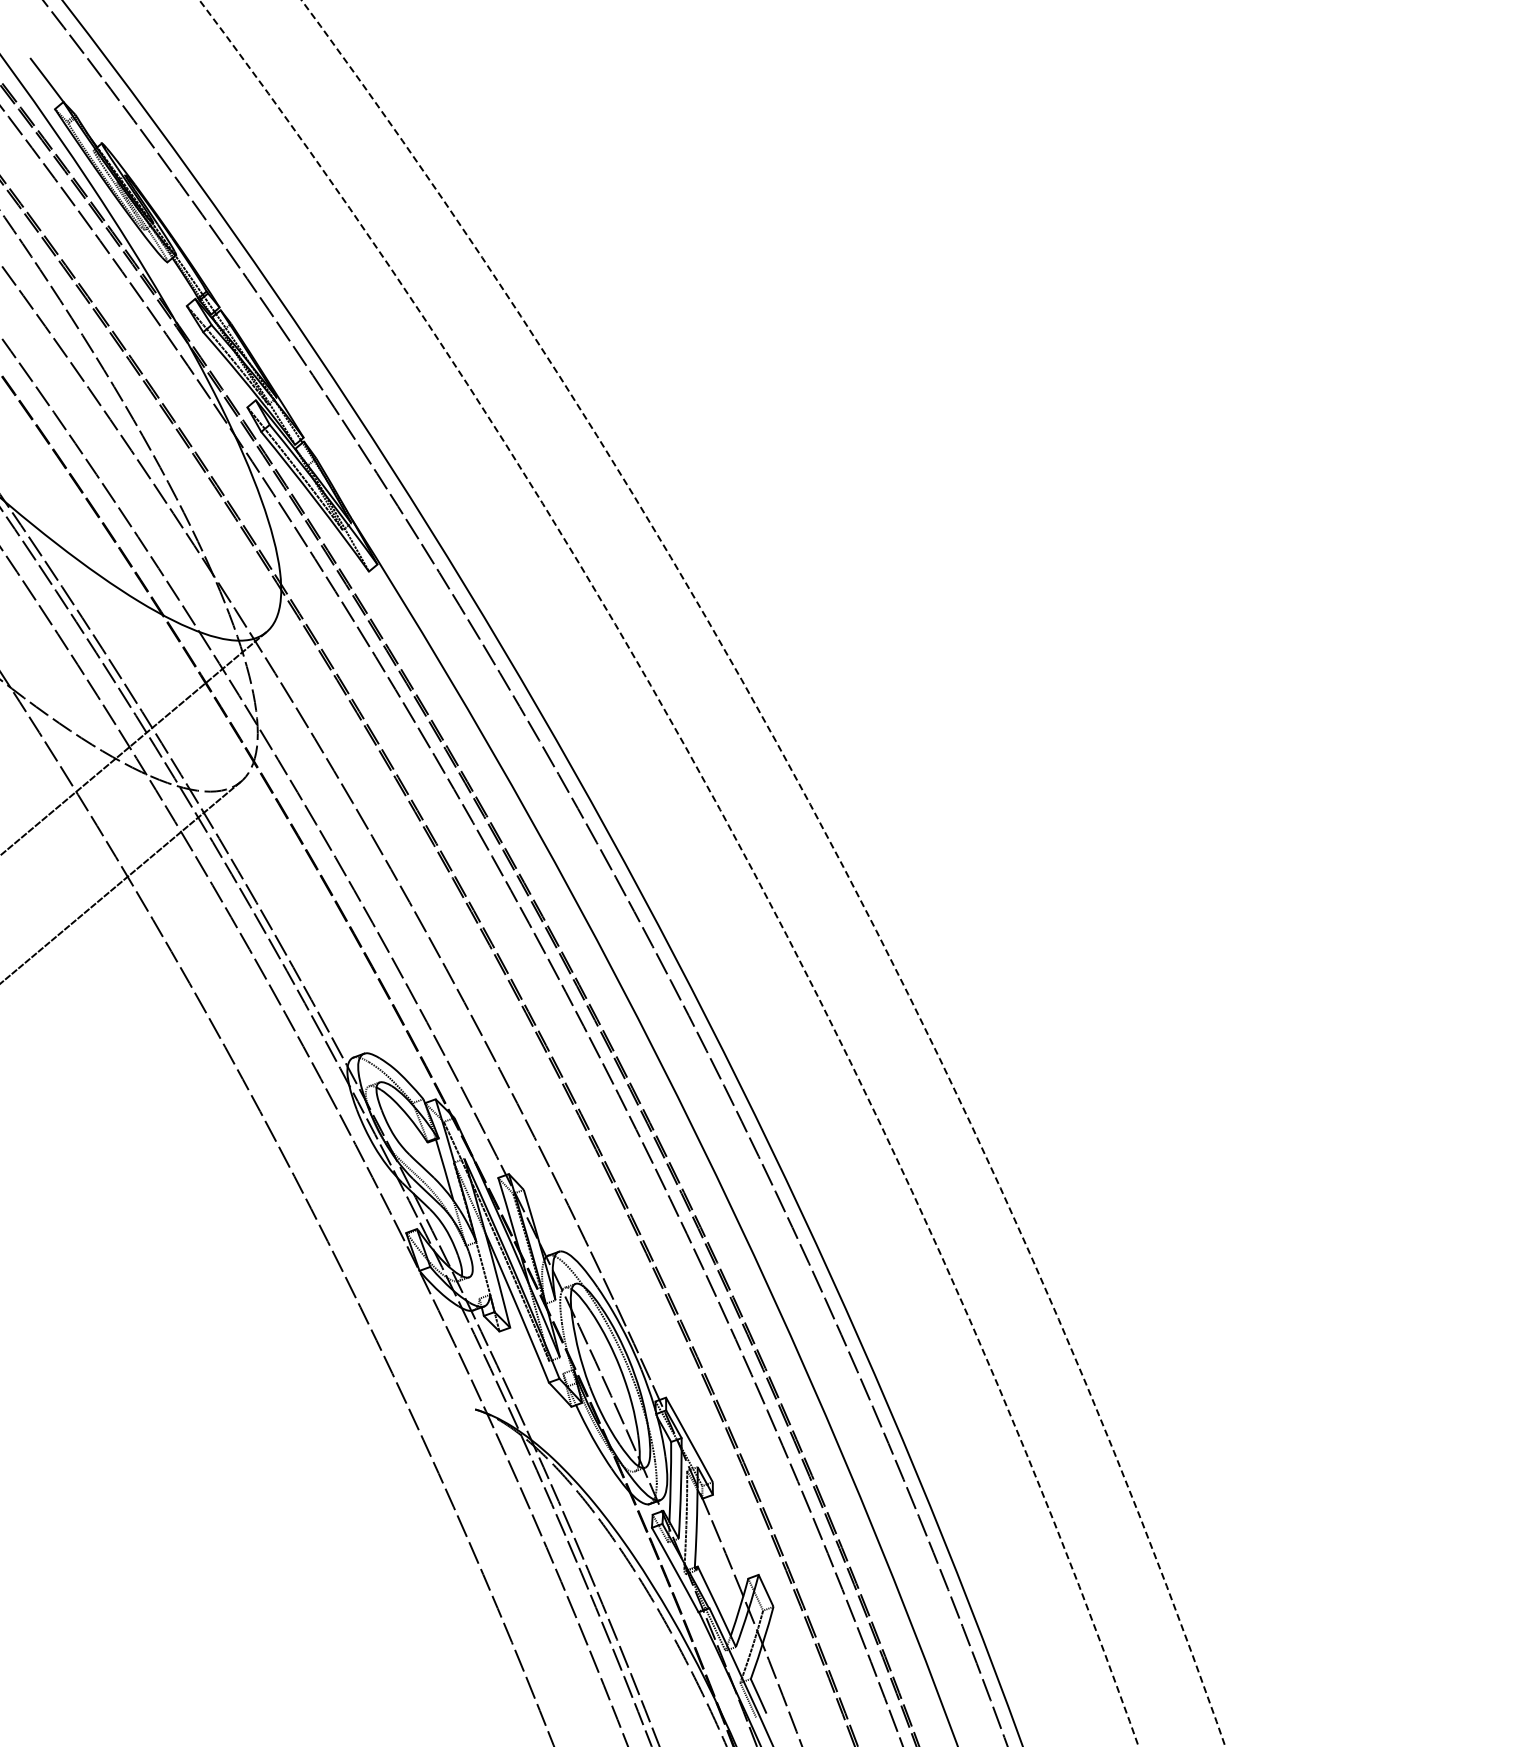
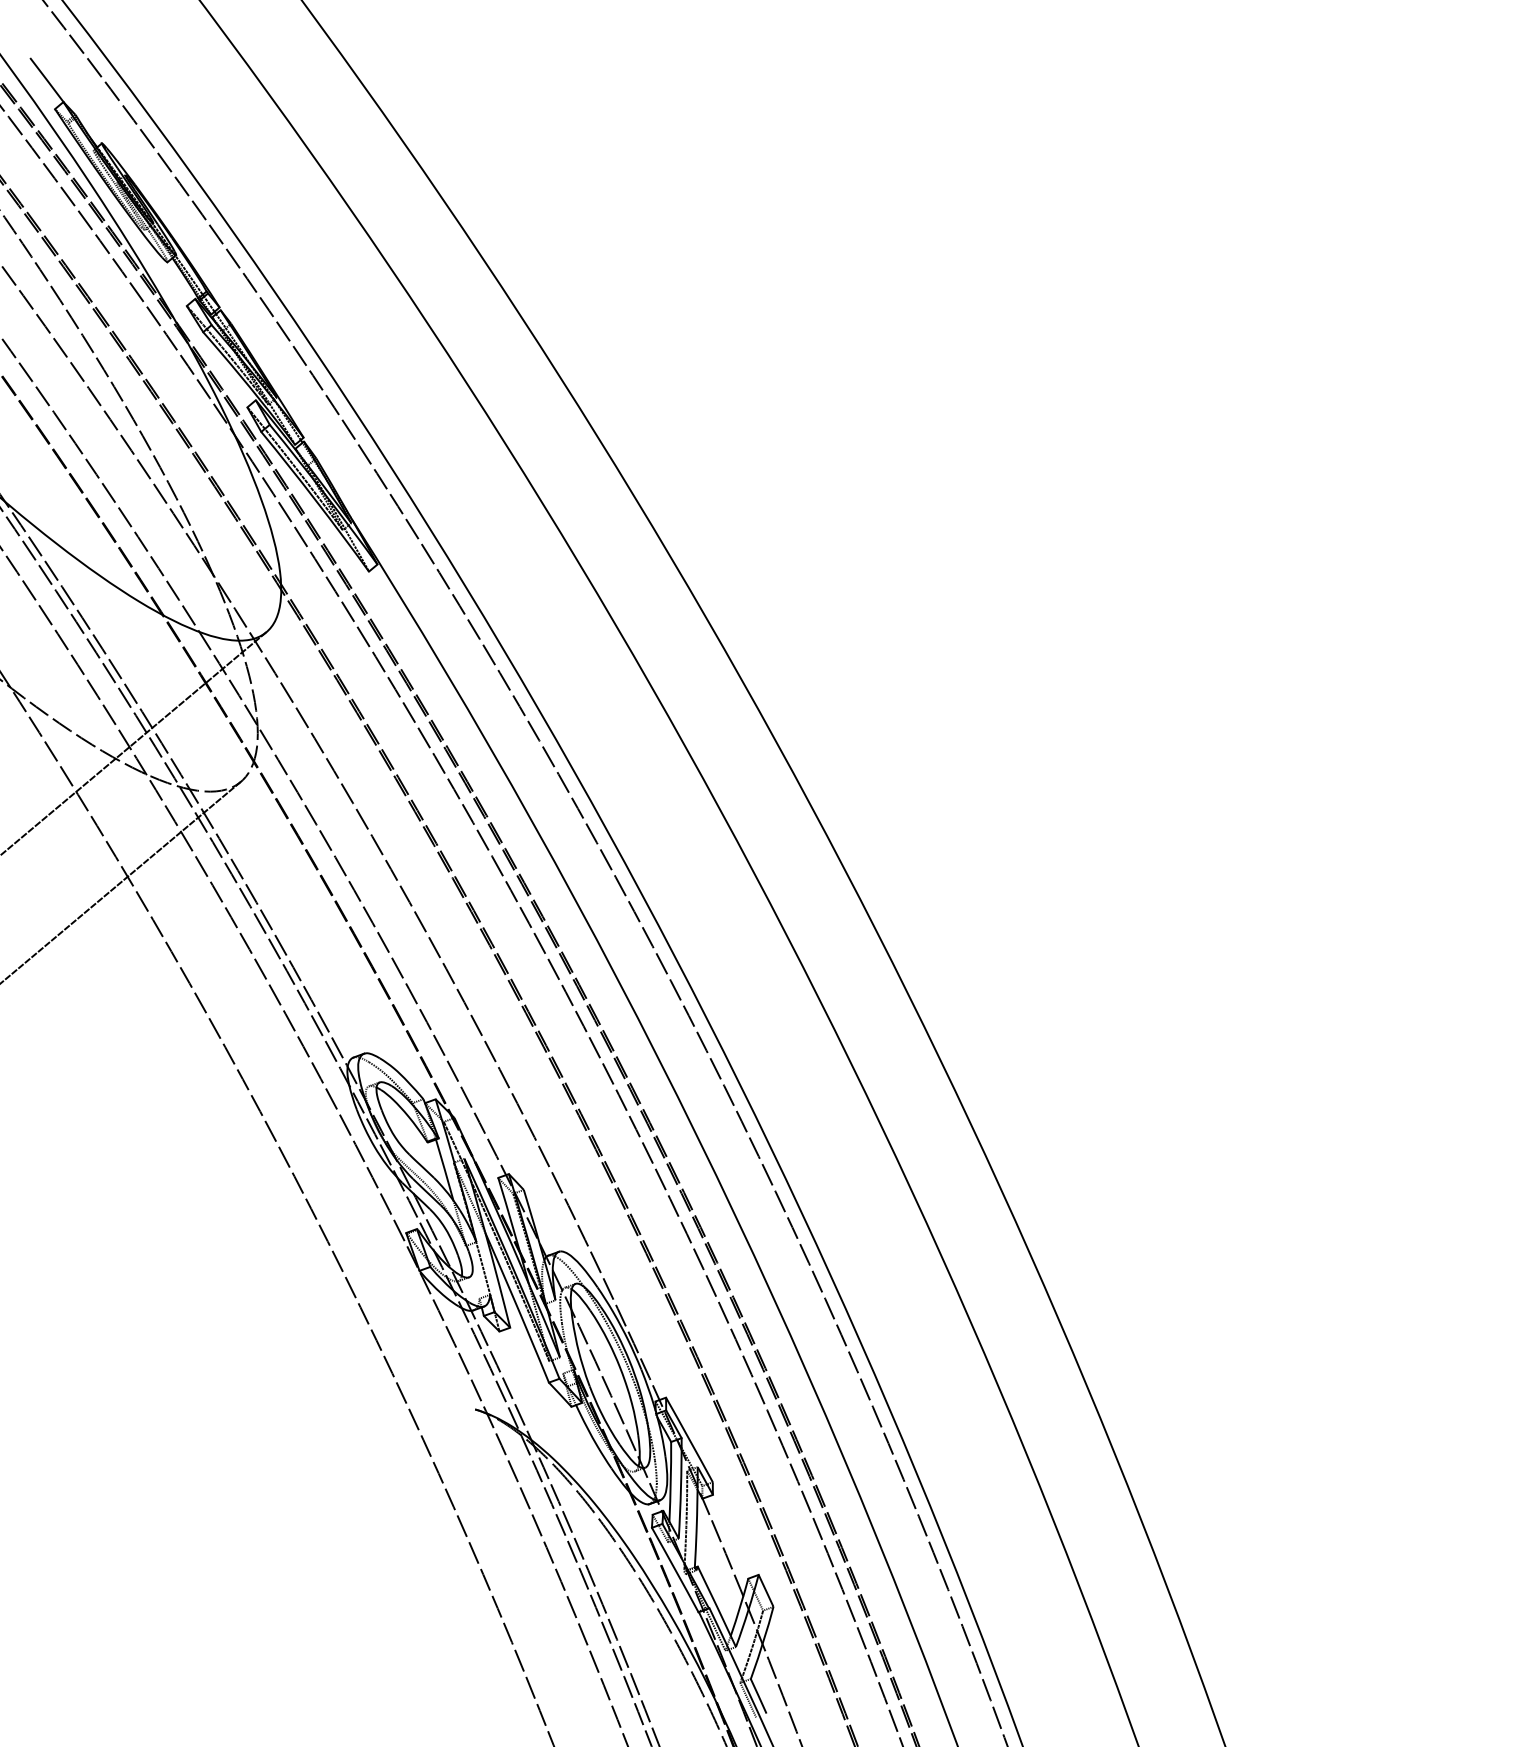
arc: dashed -> solid (735, 838)
arc: dashed -> solid (828, 839)
